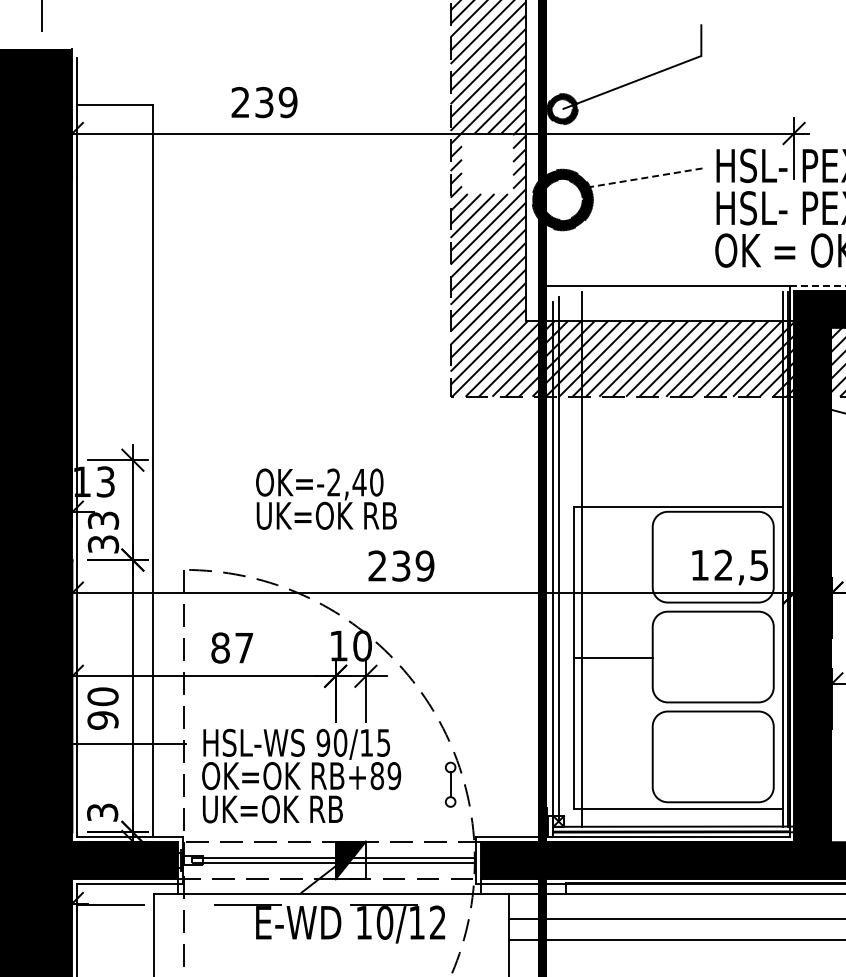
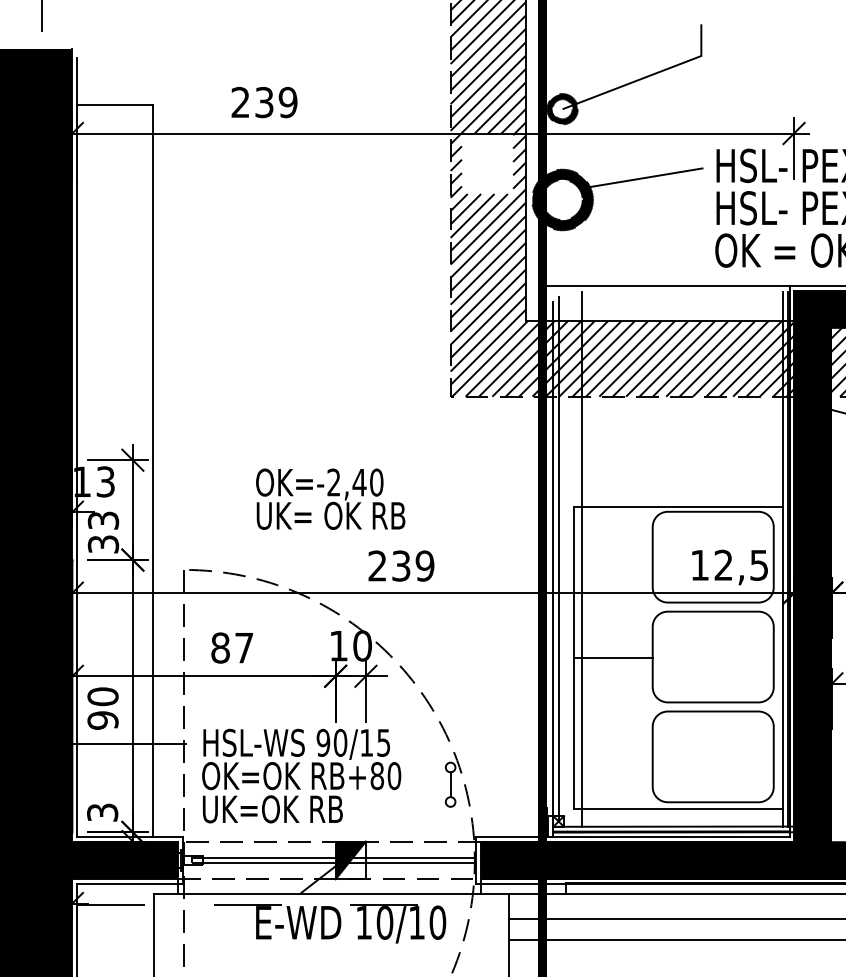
line: dashed -> solid (645, 177)
line: dashed -> solid (817, 286)
text: UK=OK RB -> UK= OK RB (360, 515)
text: RB+89 -> RB+80 (394, 776)
text: 10/12 -> 10/10 (437, 922)
